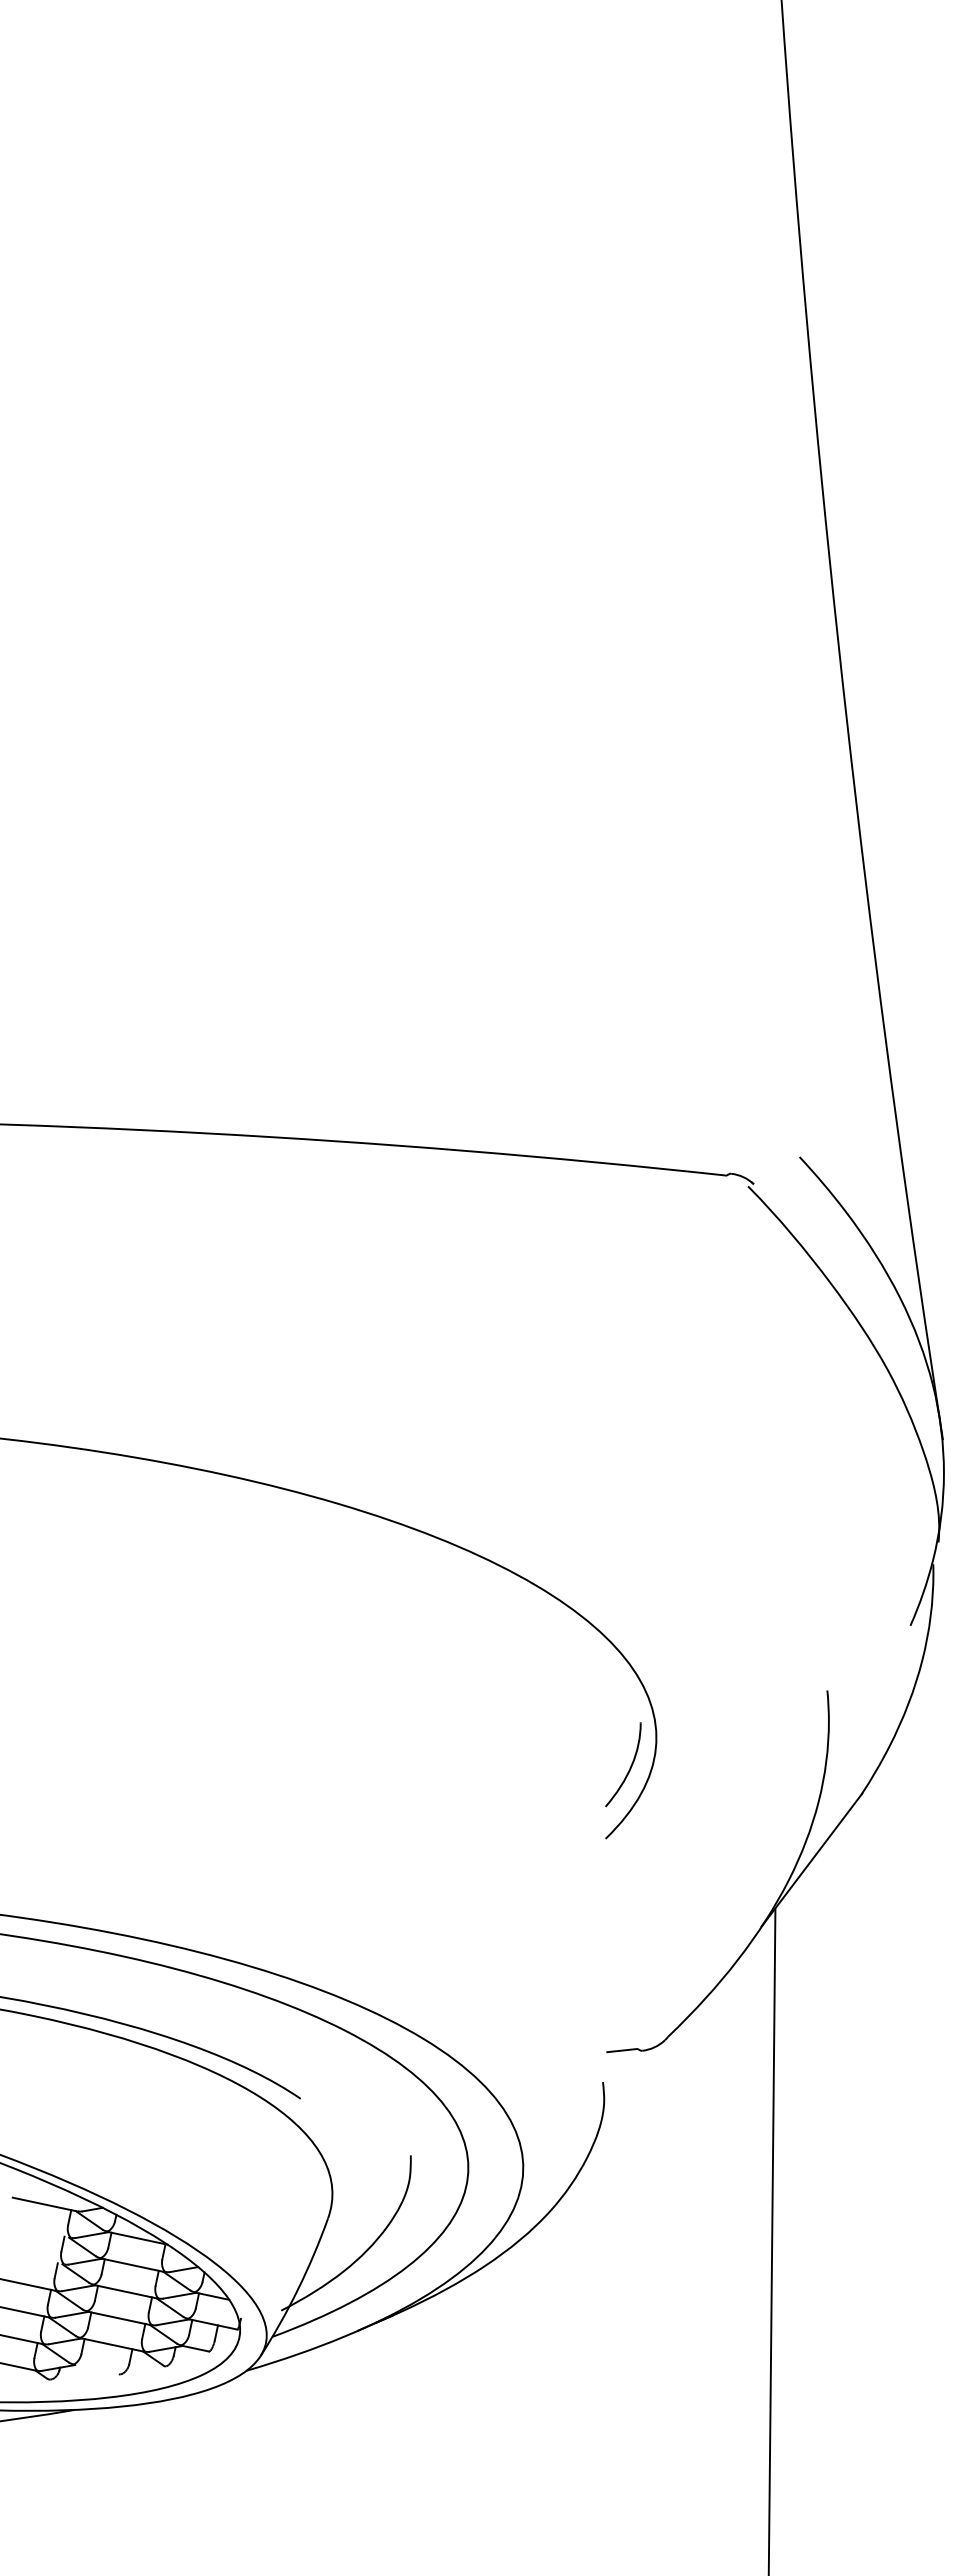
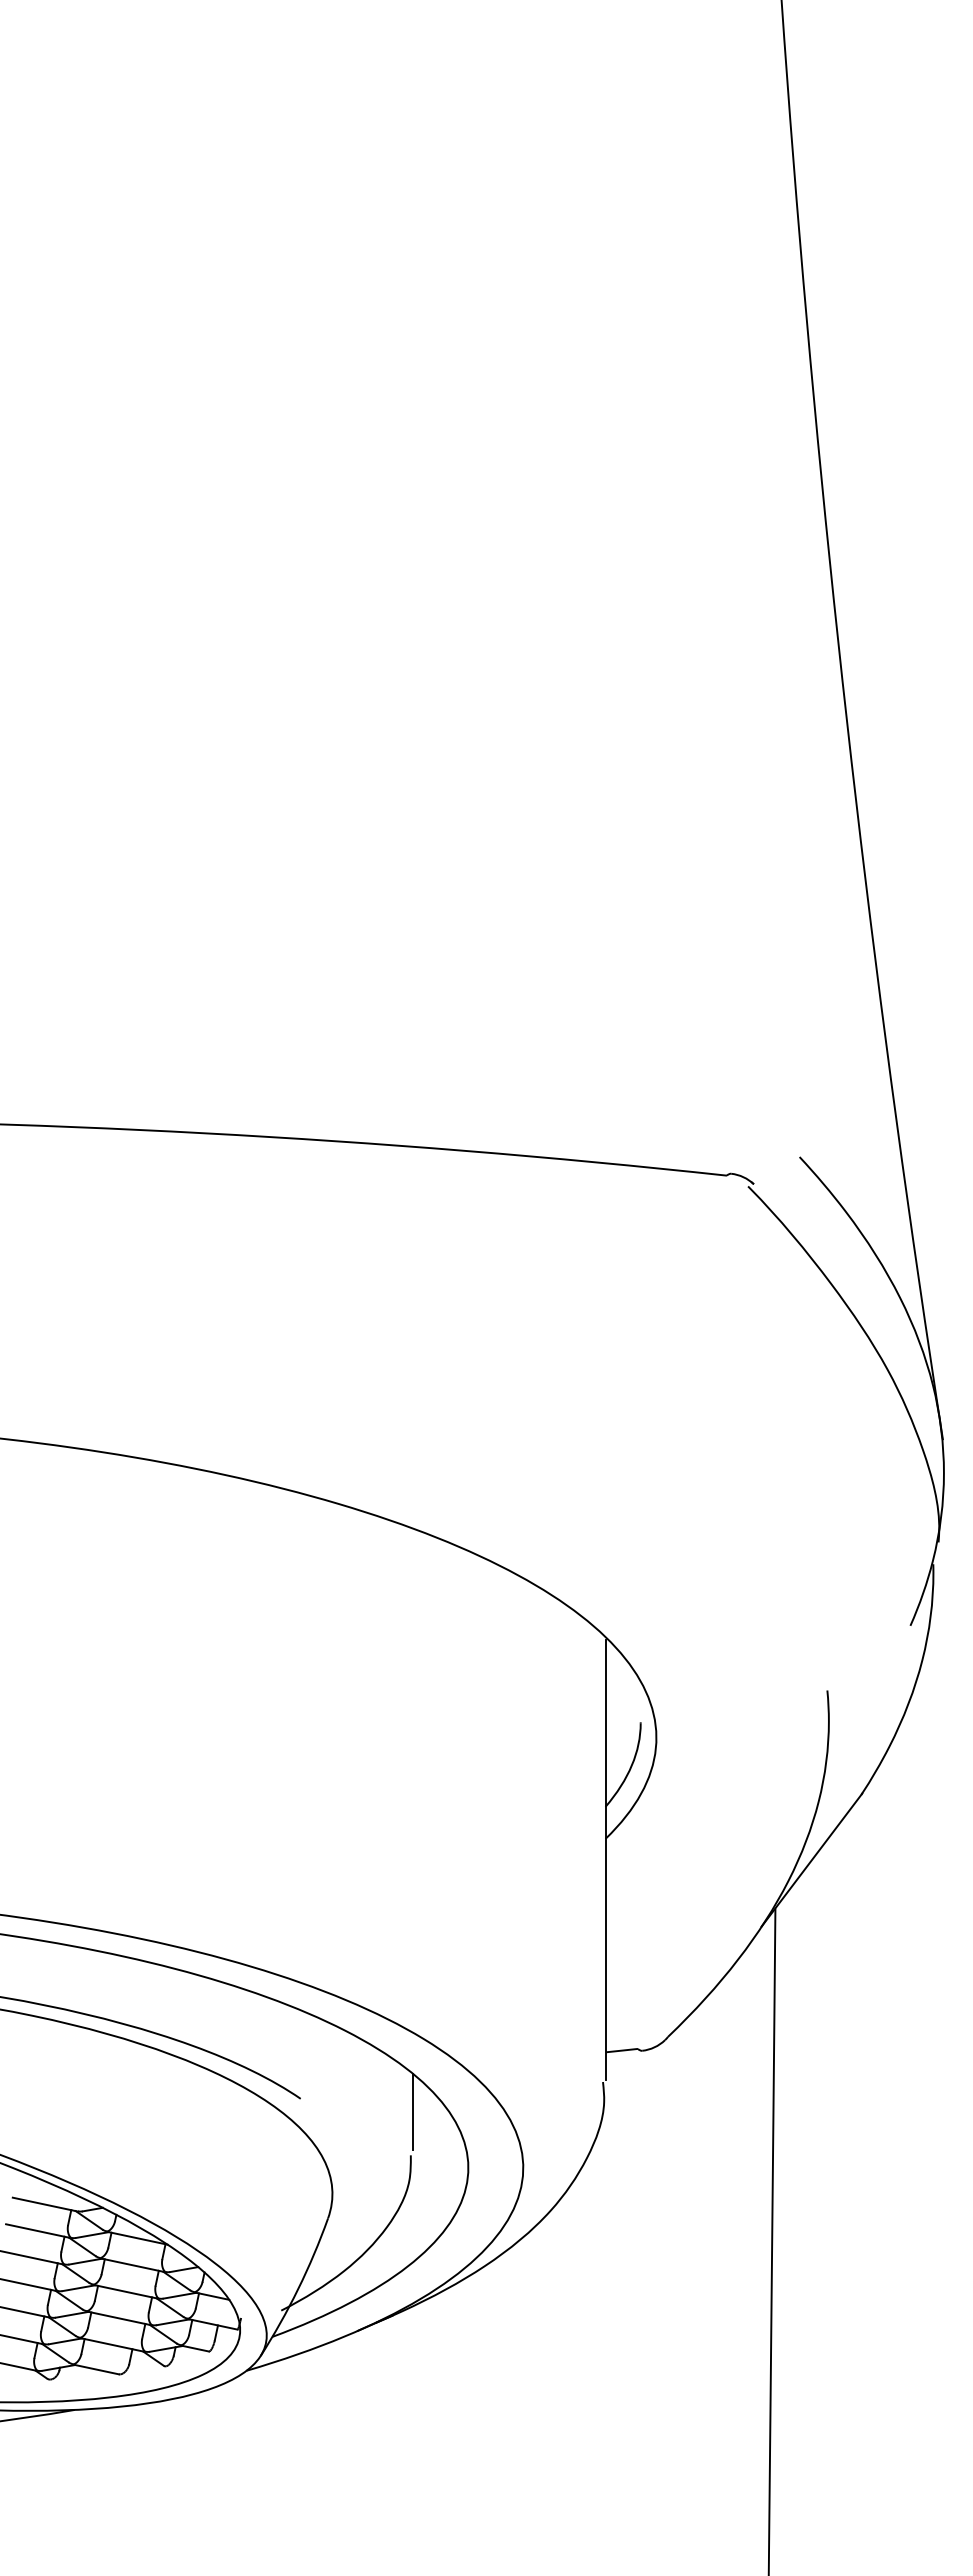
line: none -> present (605, 1859)
line: none -> present (413, 2111)
line: none -> present (38, 2231)
line: none -> present (33, 2257)
line: none -> present (95, 2369)
